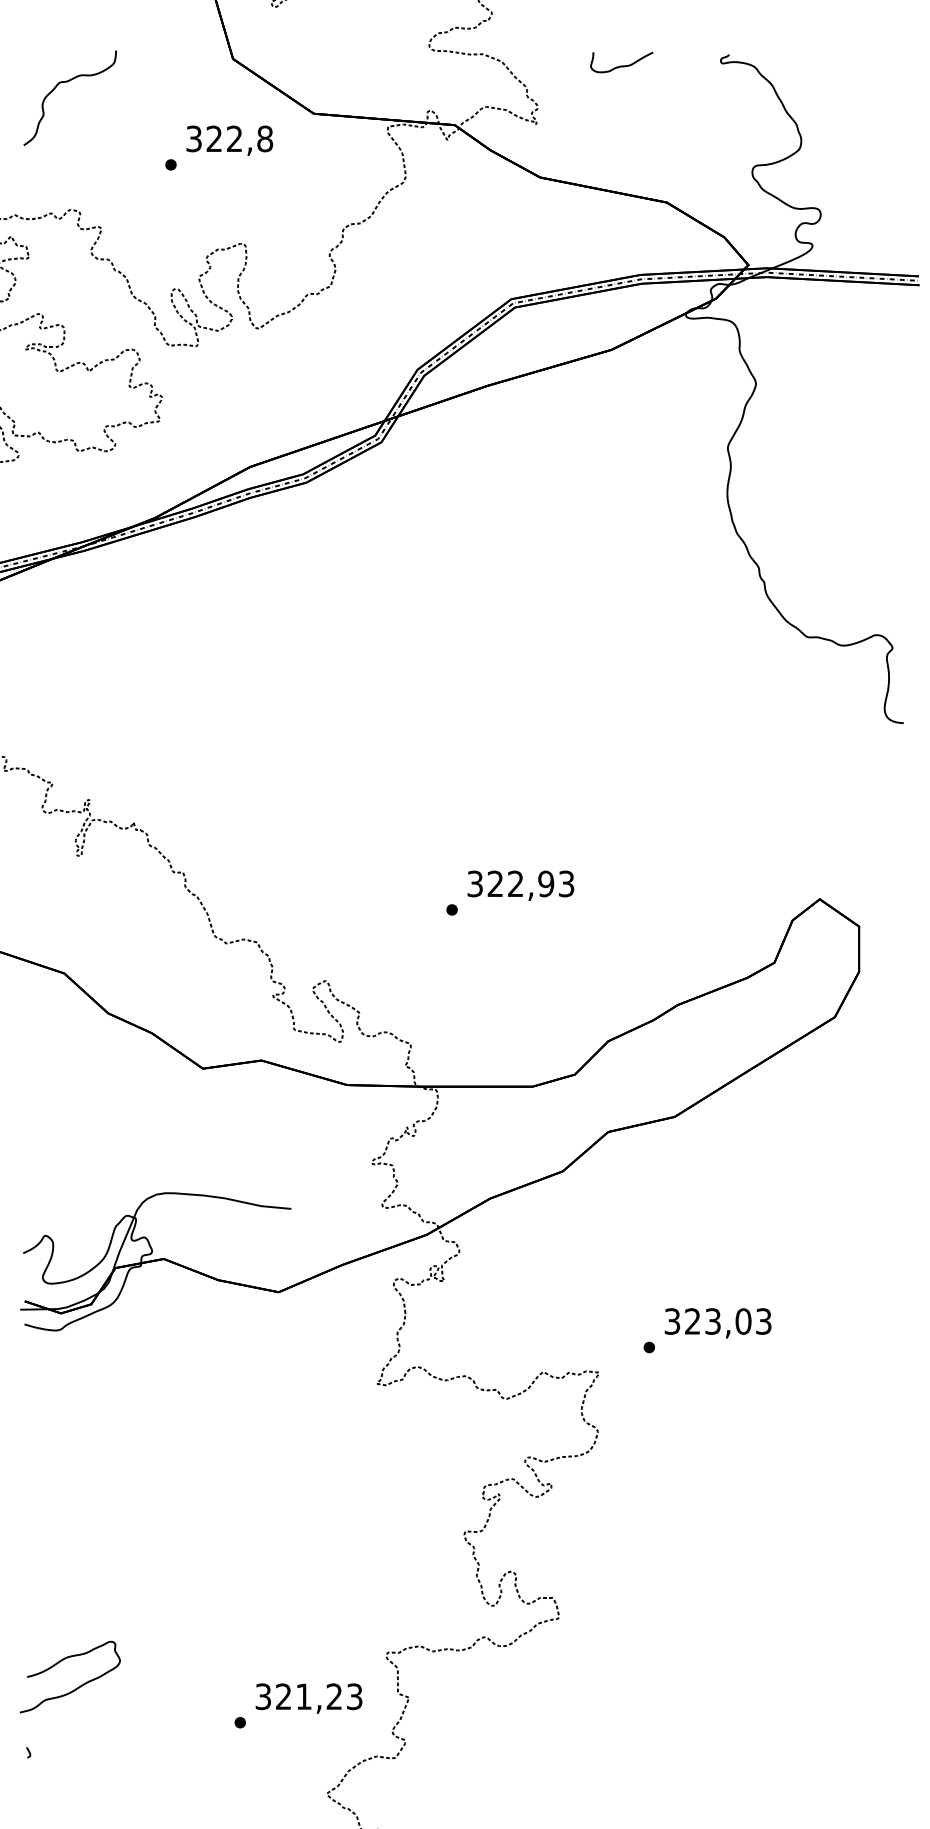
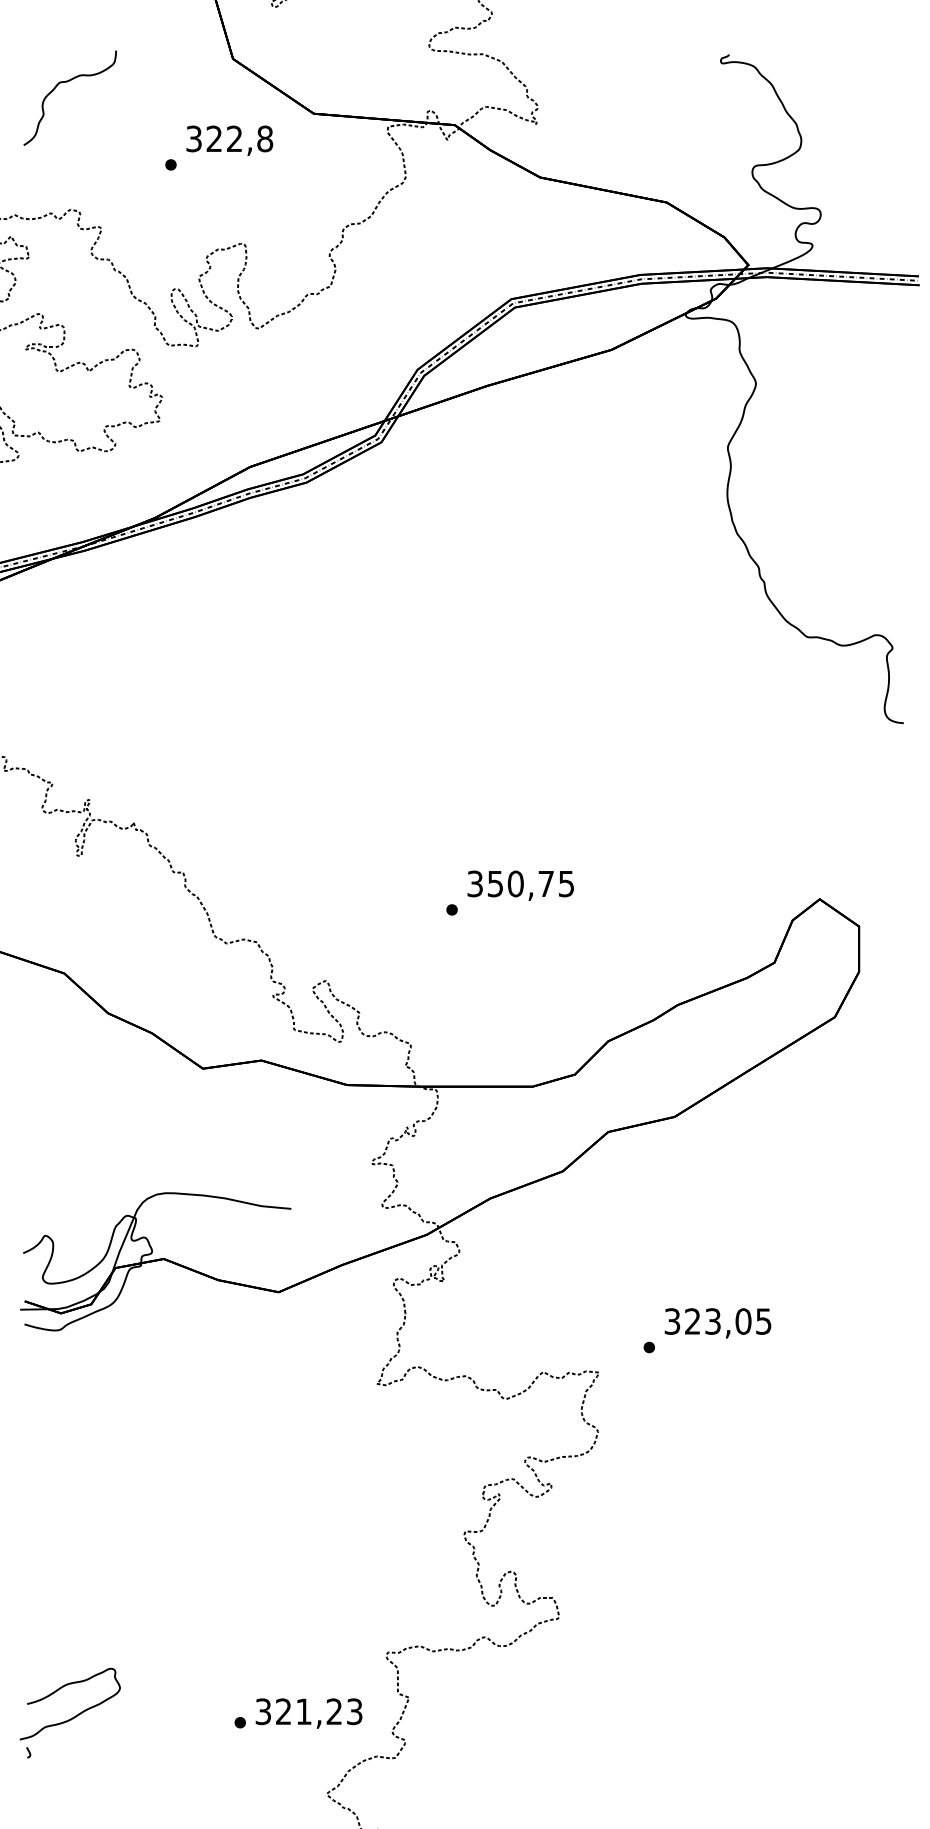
curve: present -> none (621, 65)
text: 322,93 -> 350,75 (530, 883)
text: 323,03 -> 323,05 (763, 1321)
curve position: (75, 1688) -> (75, 1715) (75, 1715)
text position: (308, 1698) -> (308, 1713) (308, 1713)
